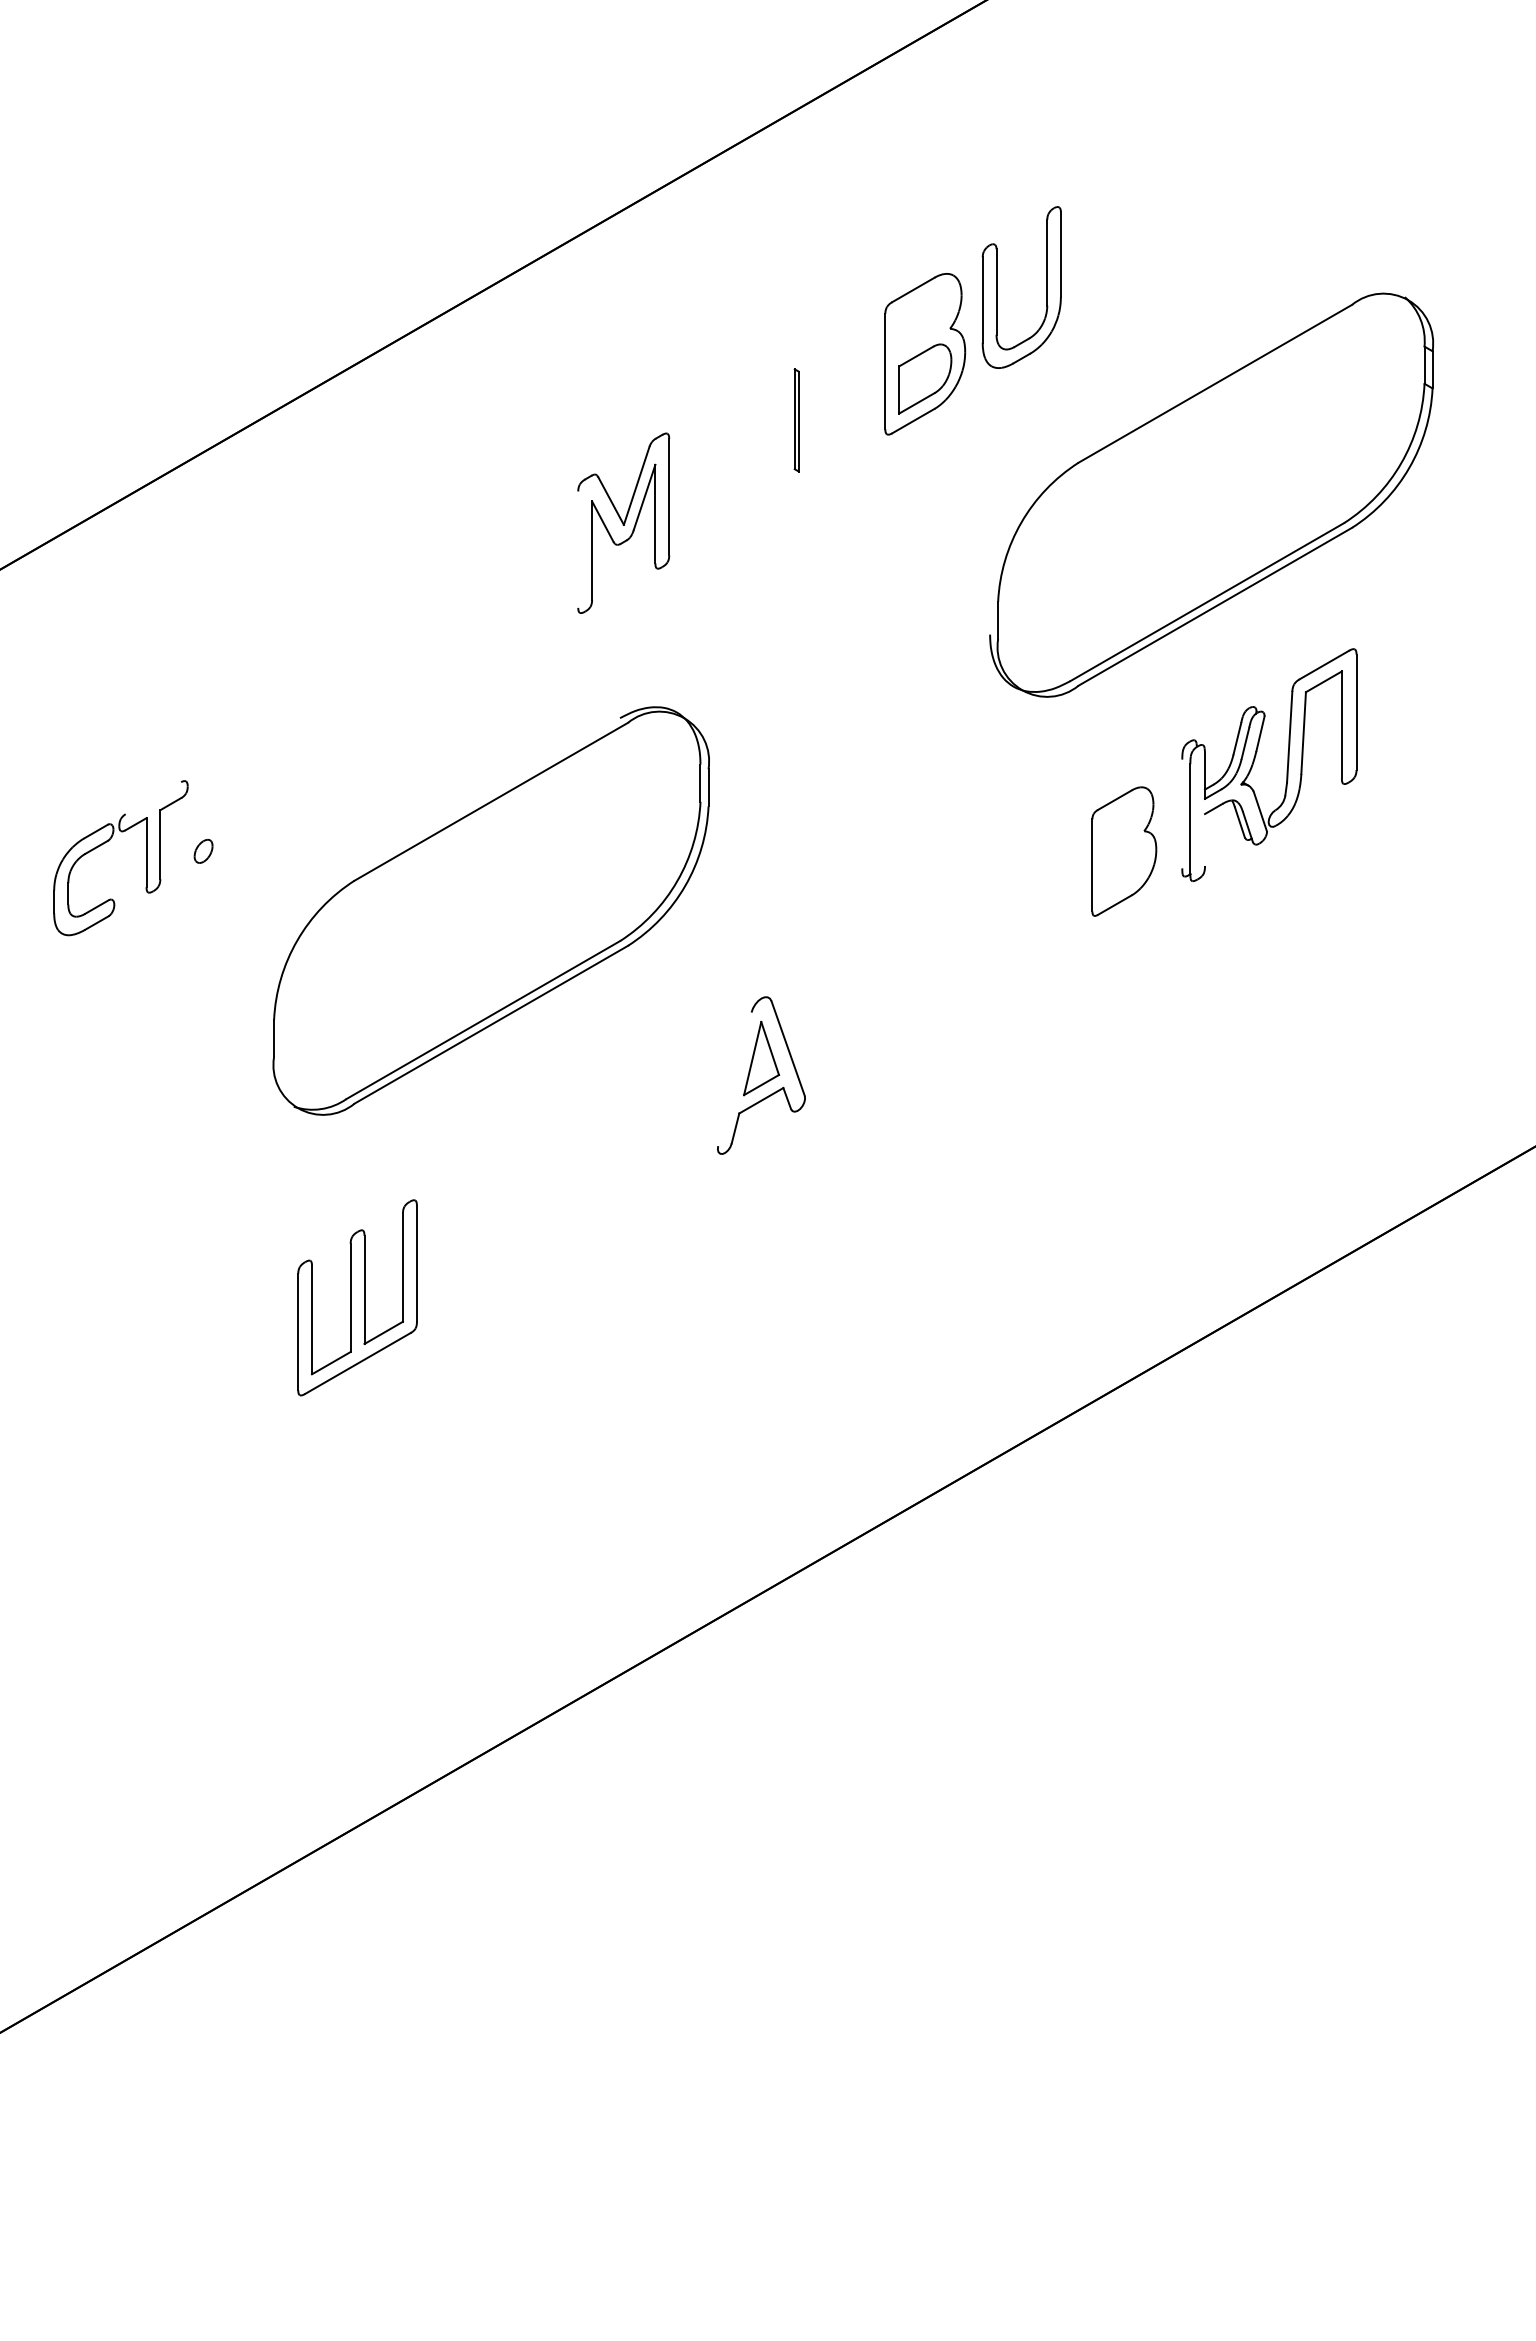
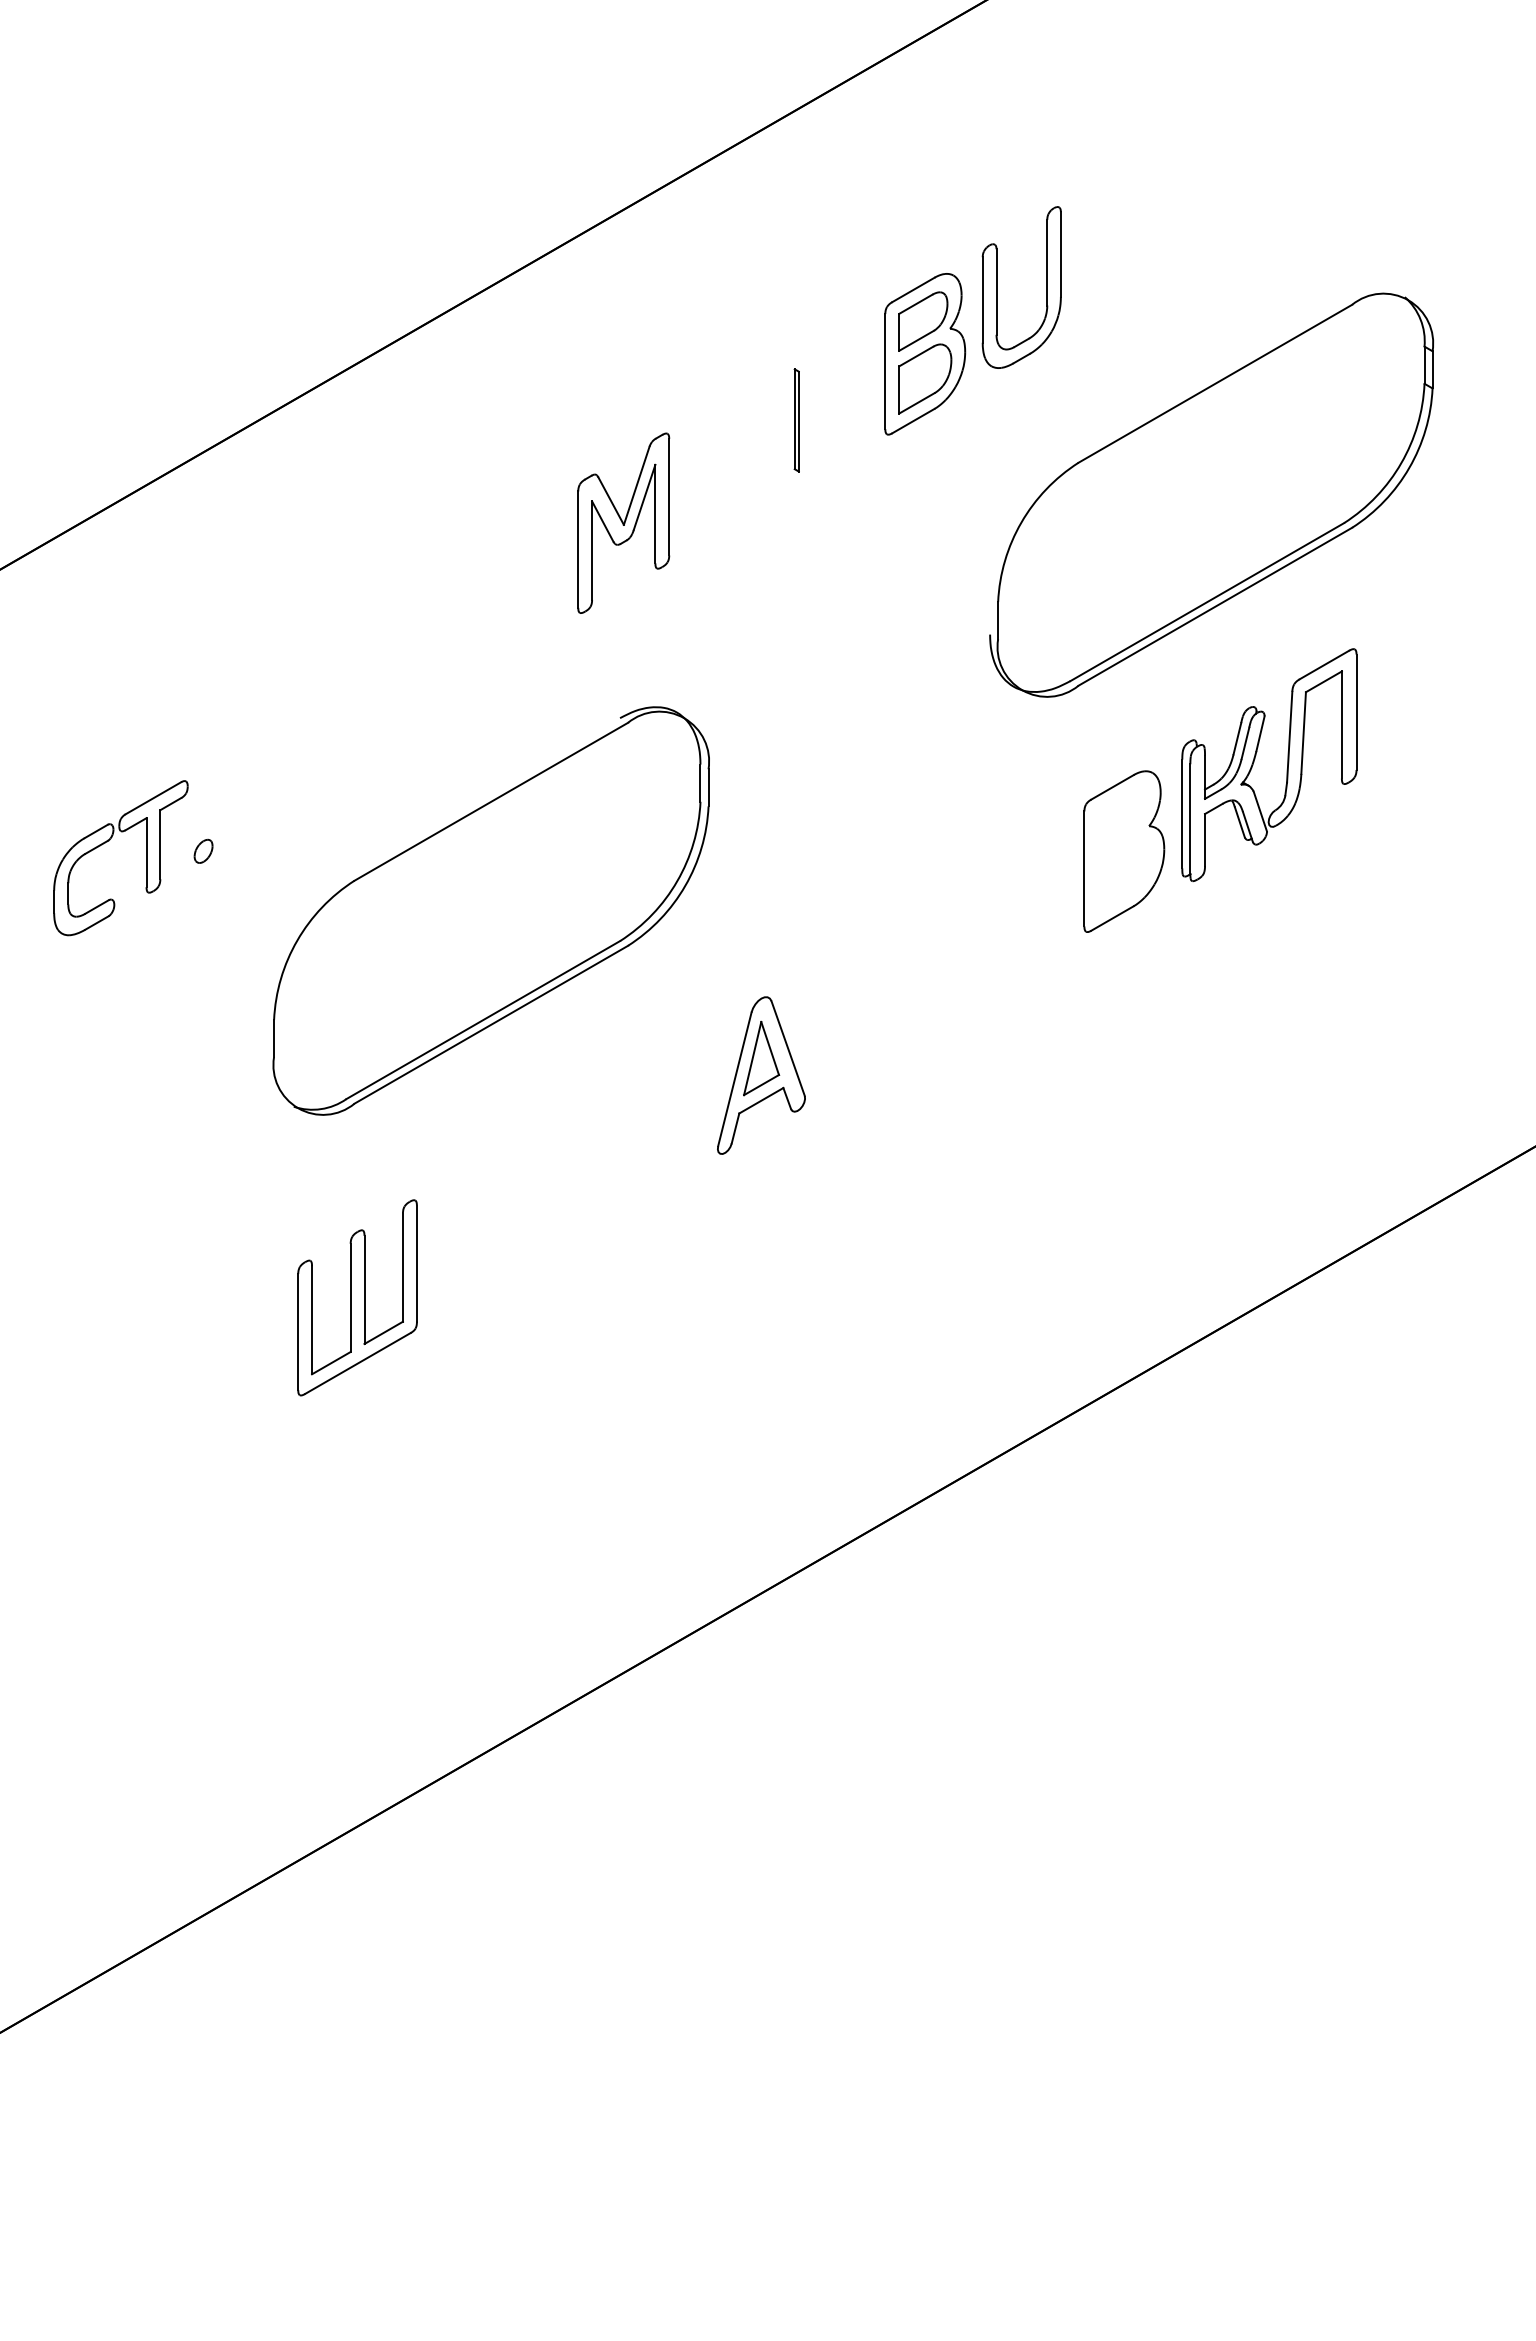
part: none -> present (923, 321)
line: none -> present (578, 549)
line: none -> present (153, 798)
line: none -> present (1182, 813)
line: none -> present (1205, 839)
part size: 67x131 px -> 83x163 px (1124, 851)
line: none -> present (734, 1079)
